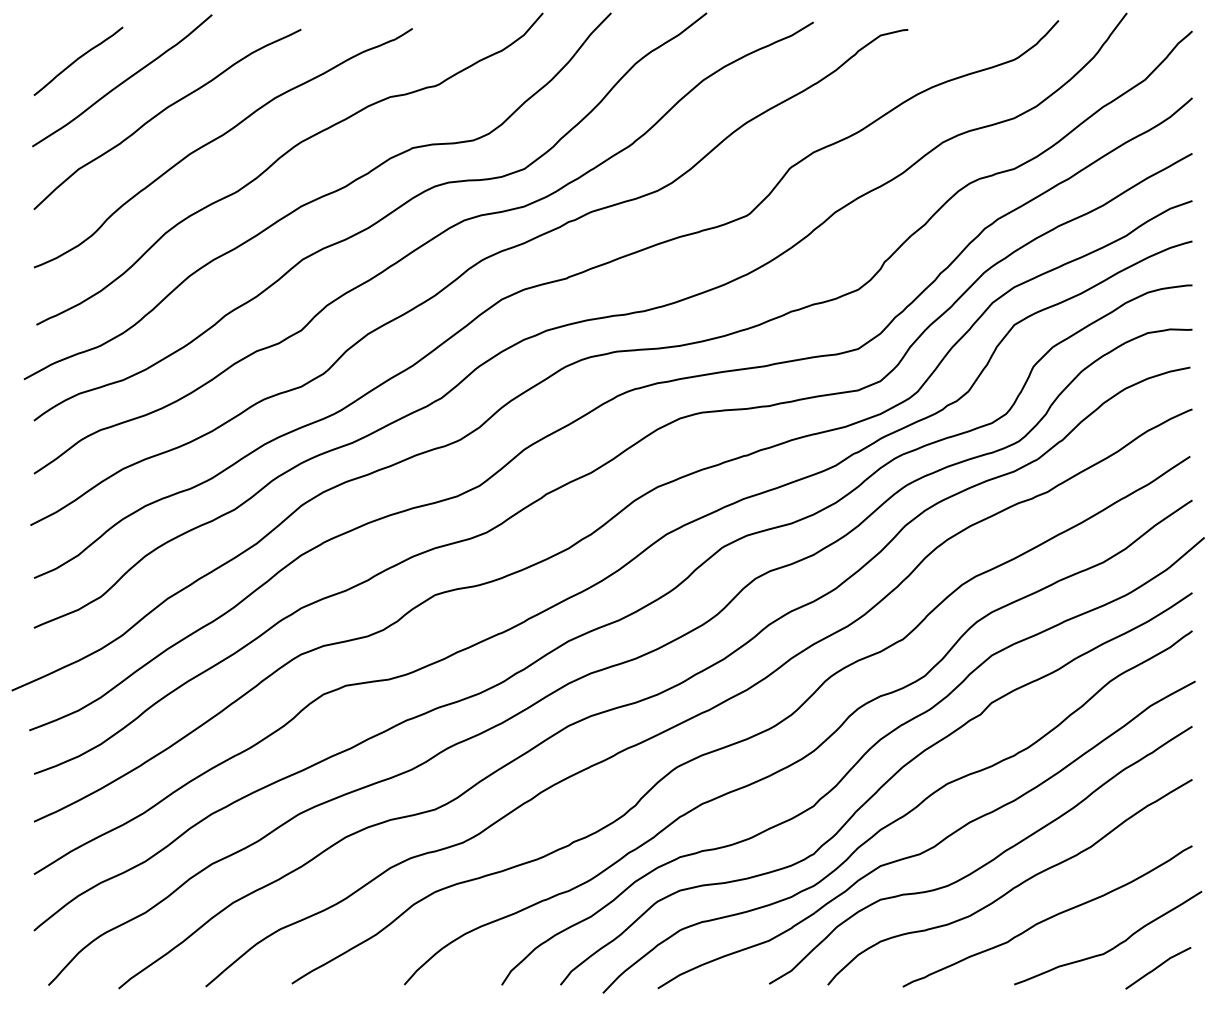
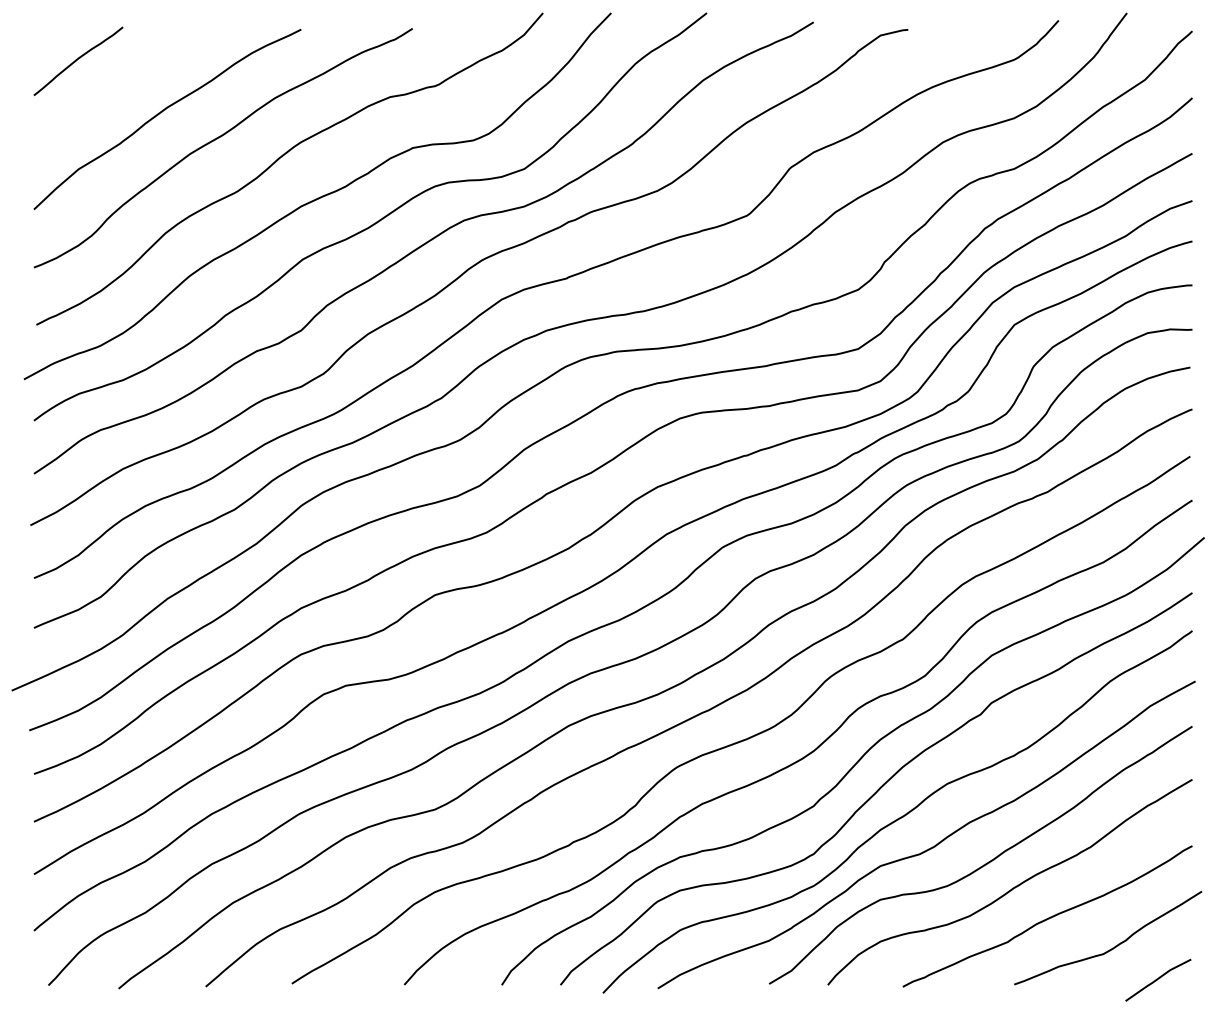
curve: present -> none (122, 81)
line position: (1158, 967) -> (1158, 979) (1158, 979)
